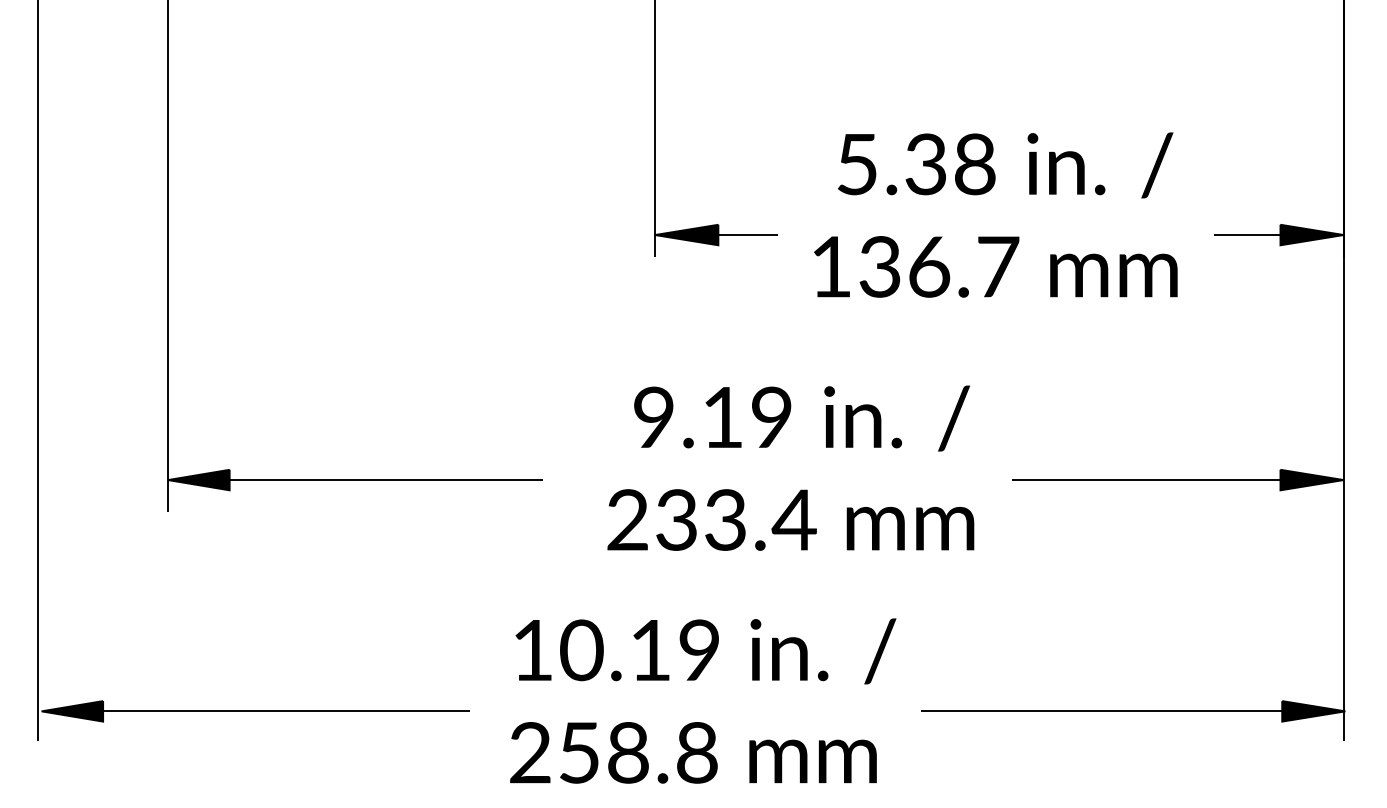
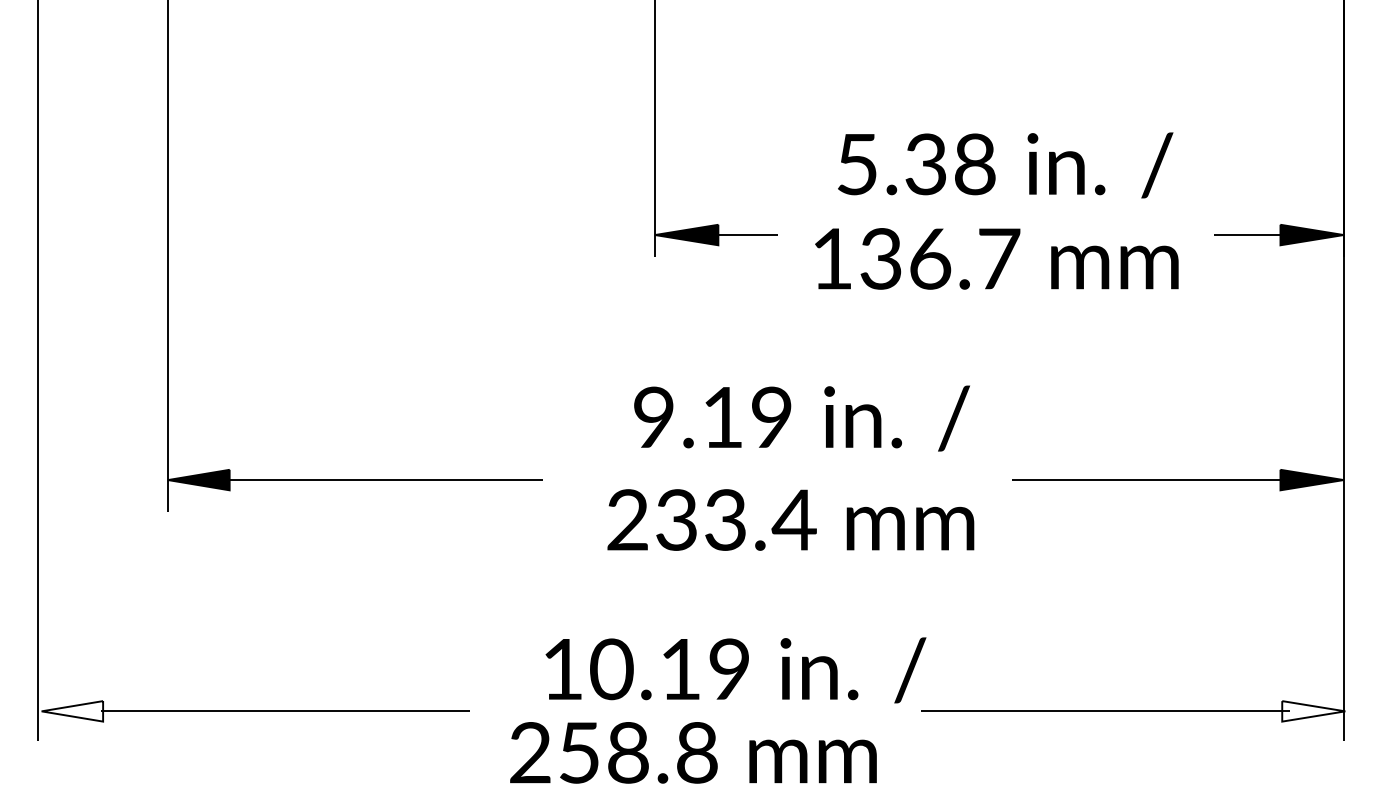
text position: (995, 266) -> (996, 258) (996, 258)
text position: (705, 651) -> (735, 670) (735, 670)
fill: present -> none (72, 711)
fill: present -> none (1313, 711)
